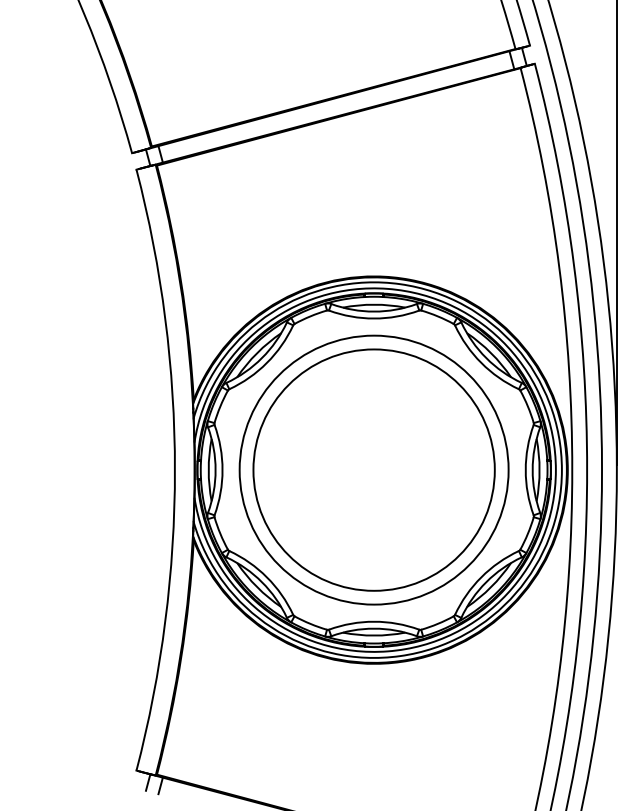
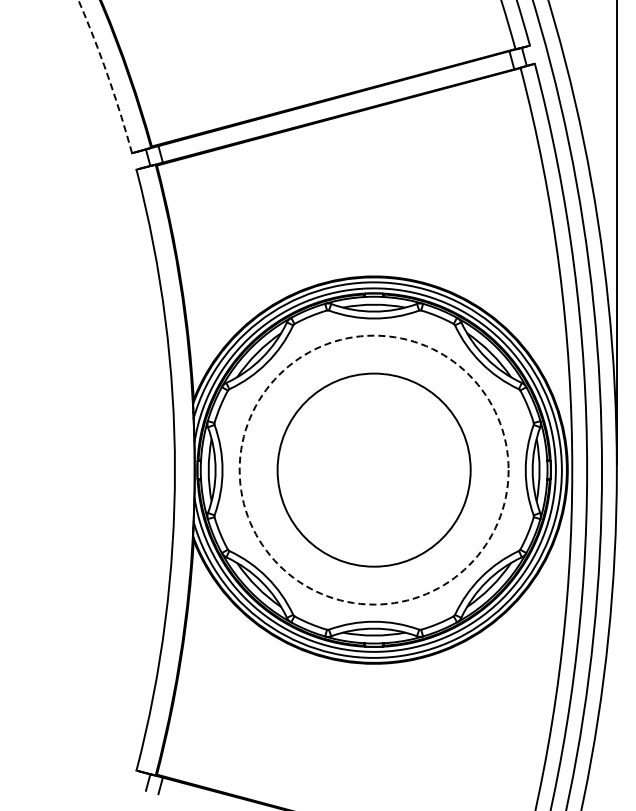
arc: solid -> dashed (107, 75)
circle diameter: 241 px -> 193 px (373, 469)
circle: solid -> dashed (373, 469)
